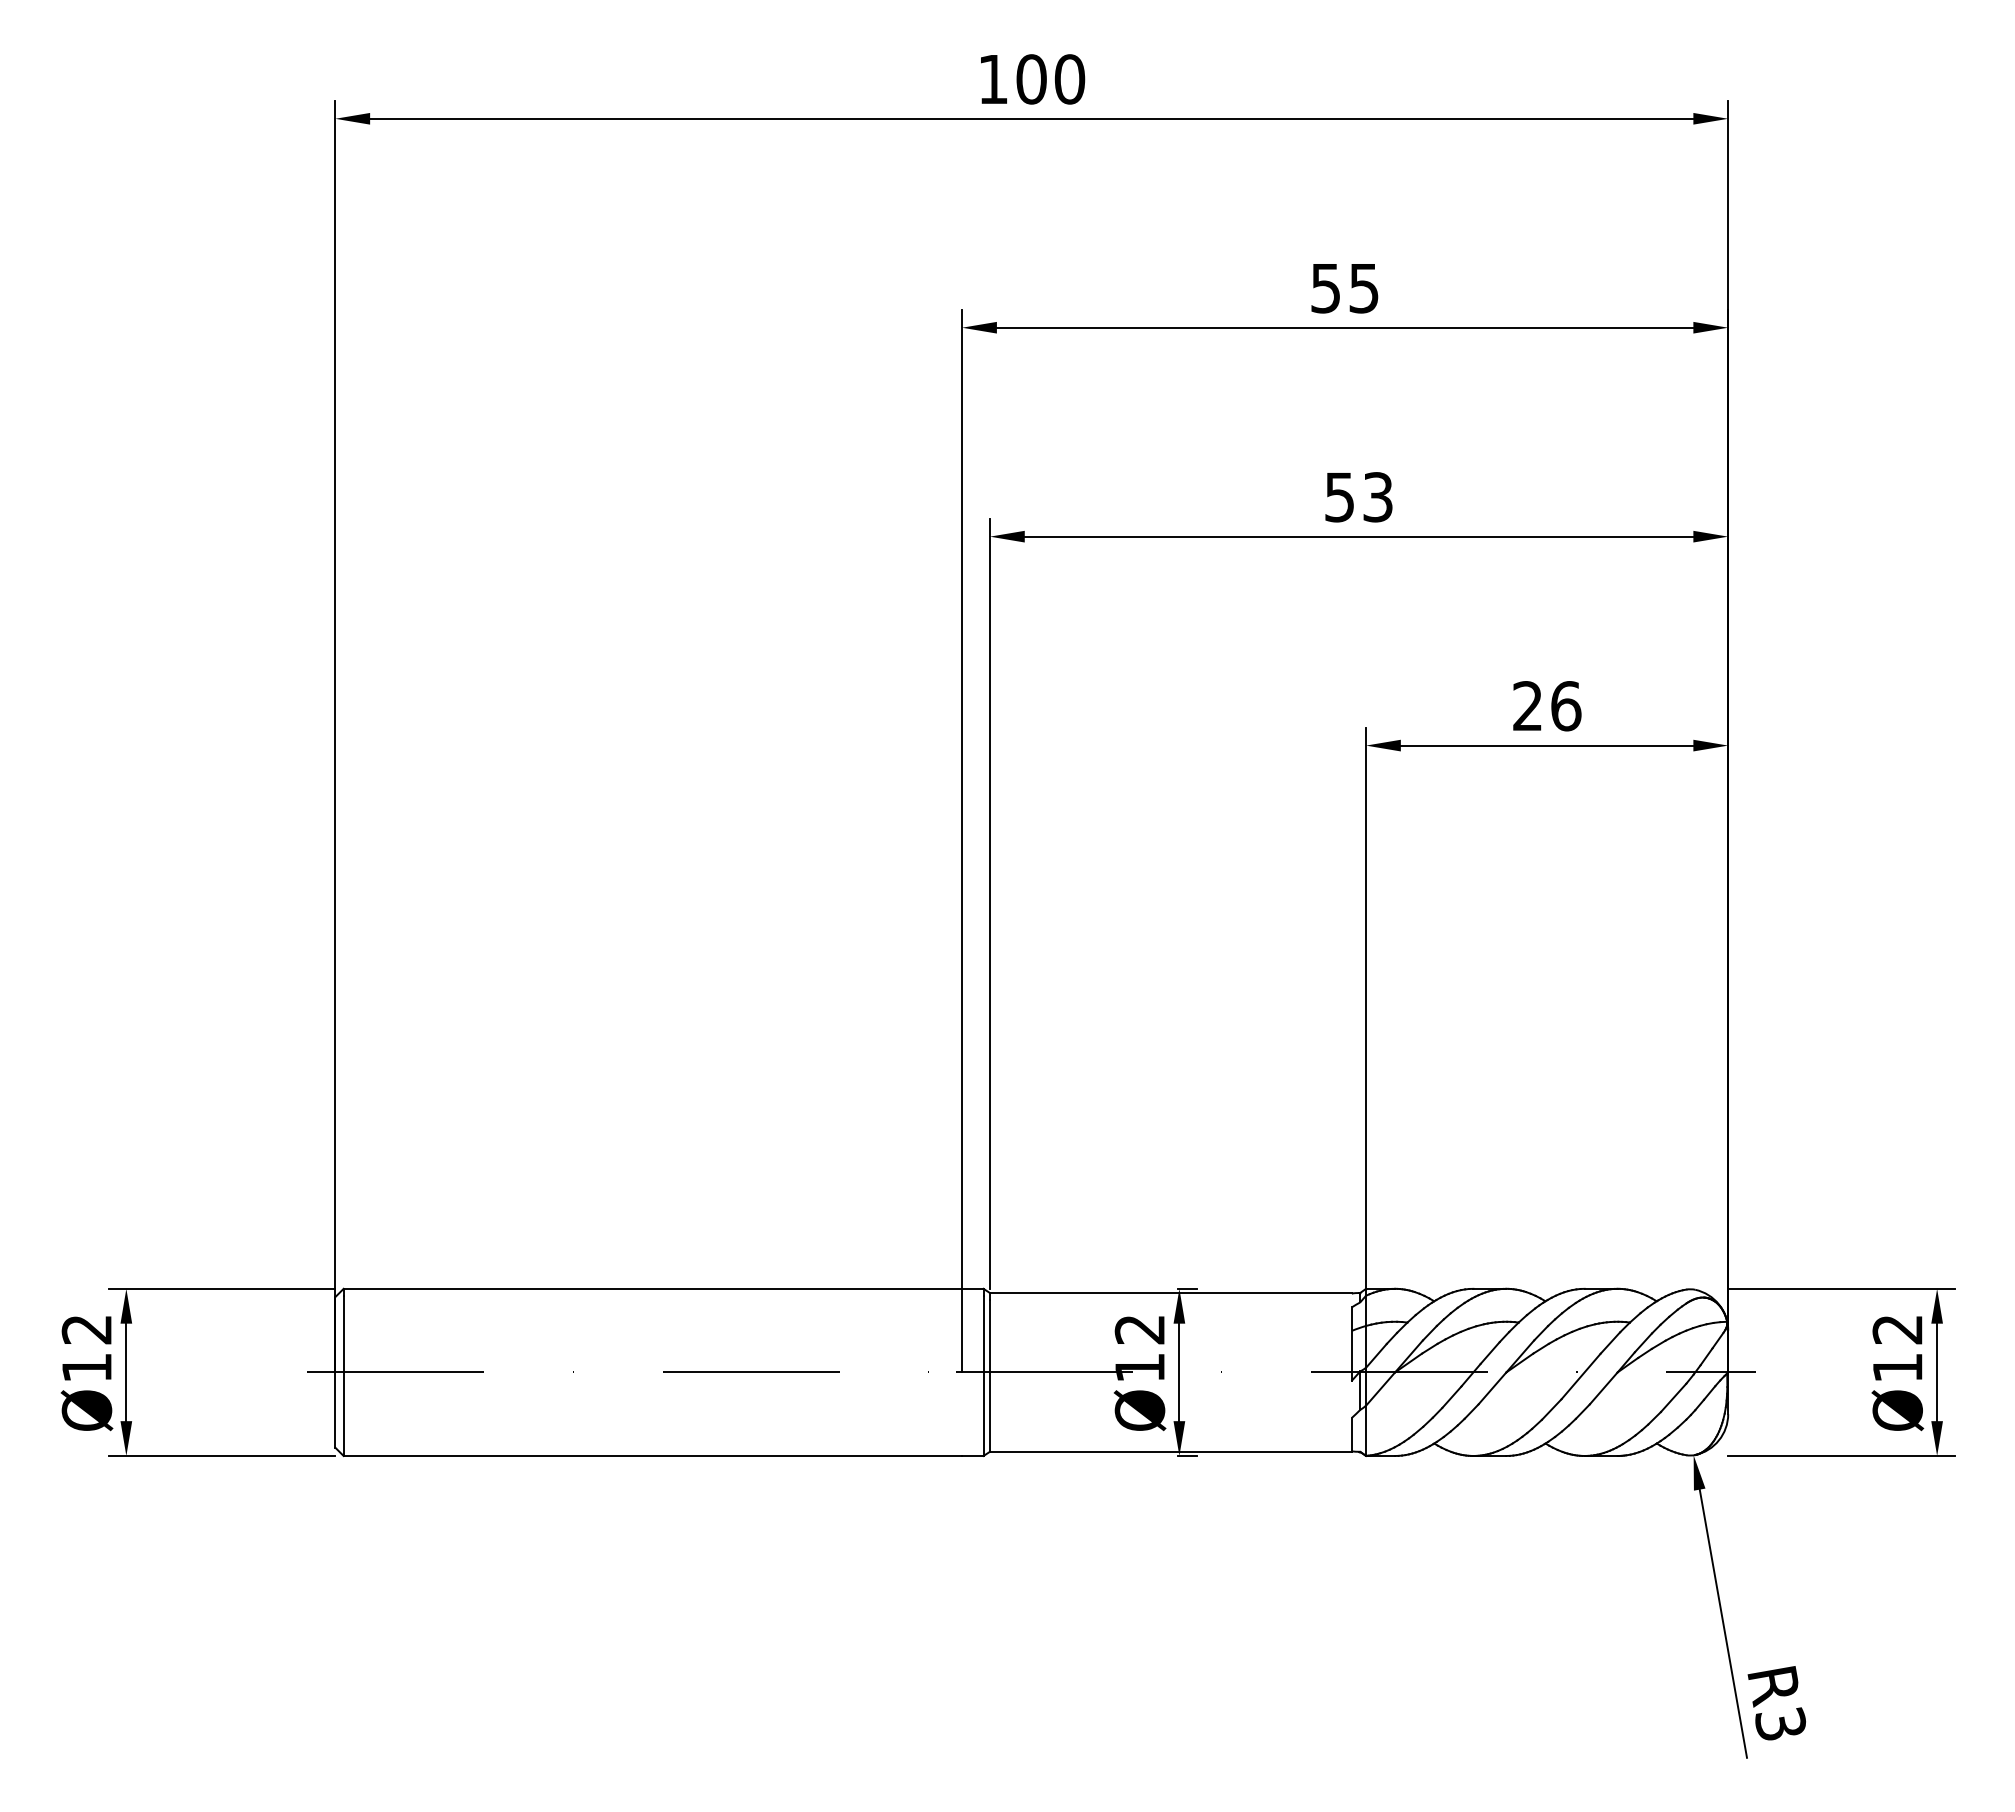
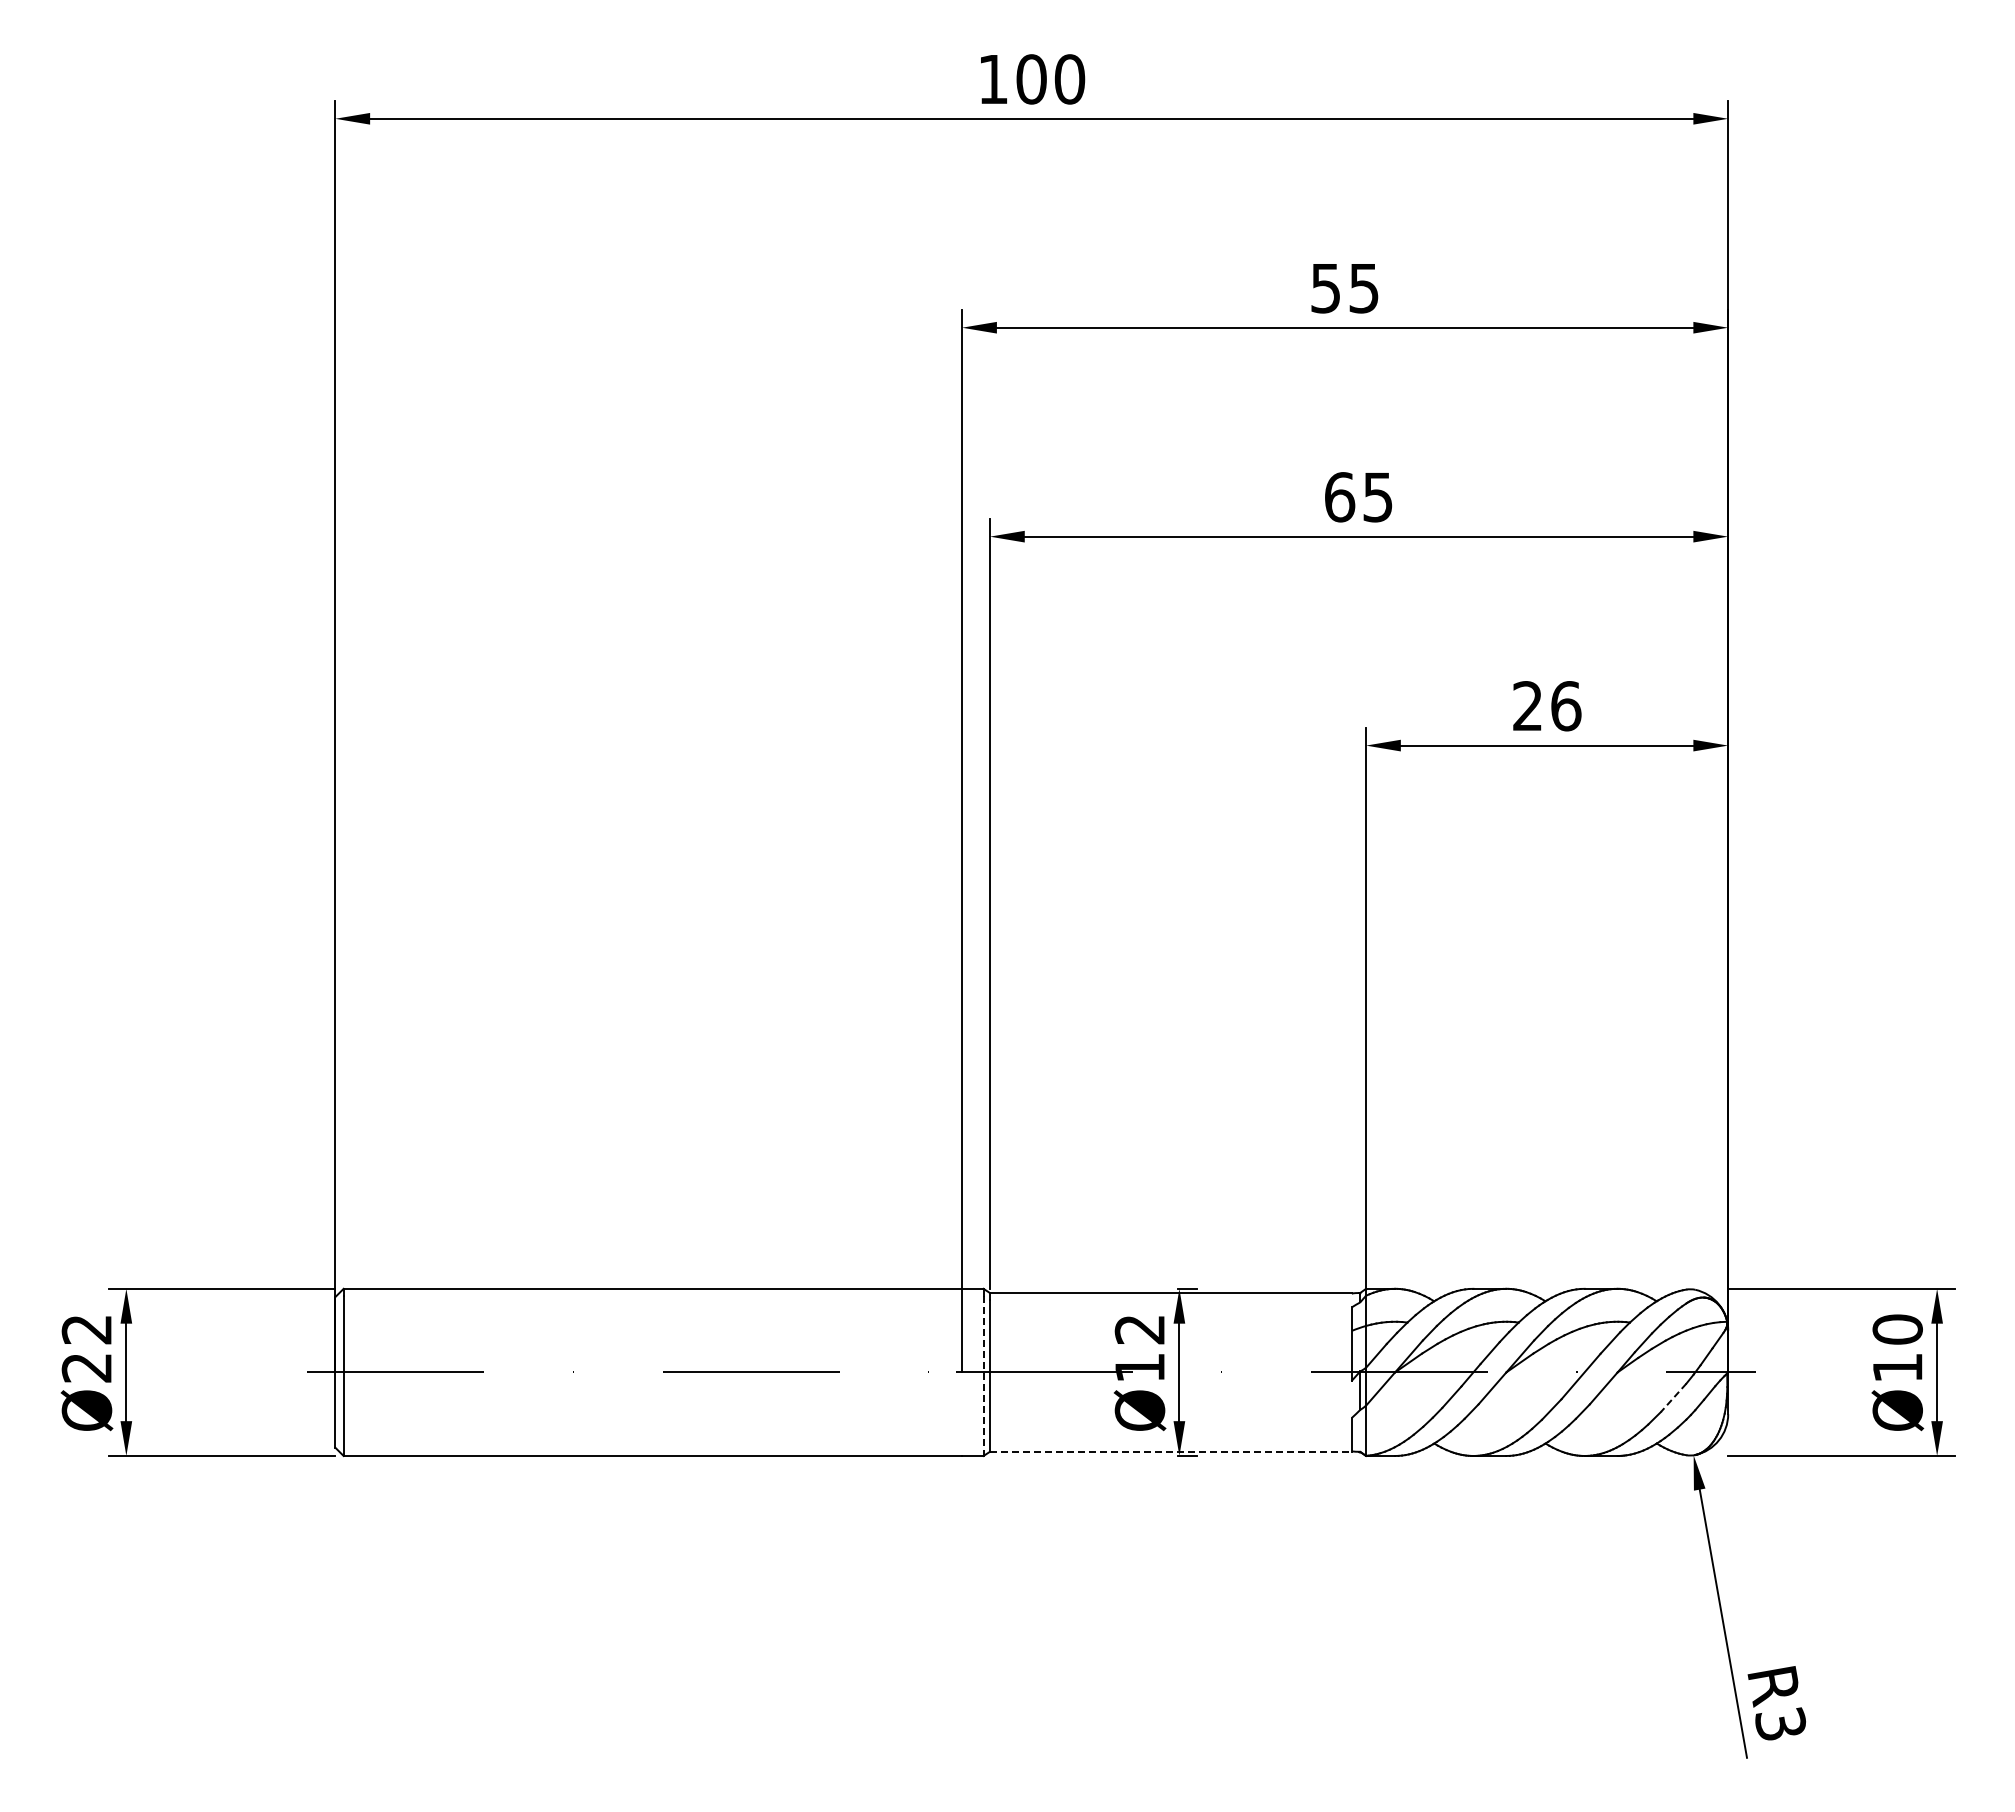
text: 53 -> 65 (1358, 497)
text: Ø12 -> Ø10 (1897, 1329)
text: Ø12 -> Ø22 (86, 1368)
line: solid -> dashed (983, 1376)
line: solid -> dashed (1673, 1398)
line: solid -> dashed (1171, 1451)
